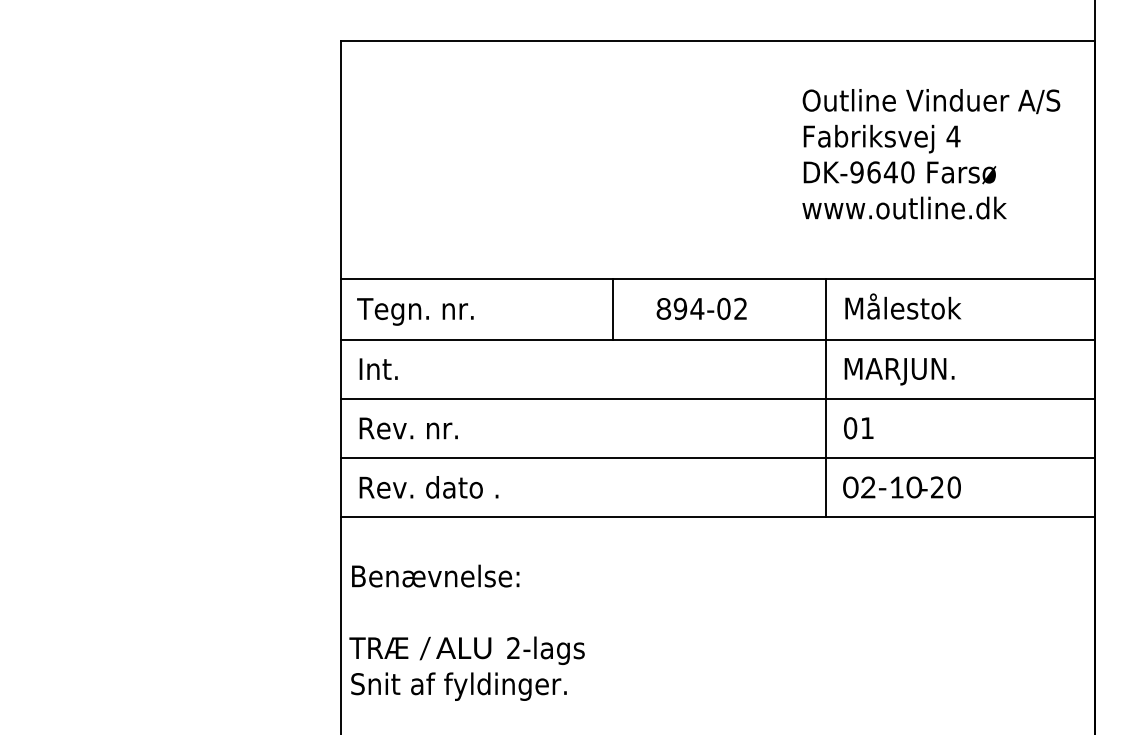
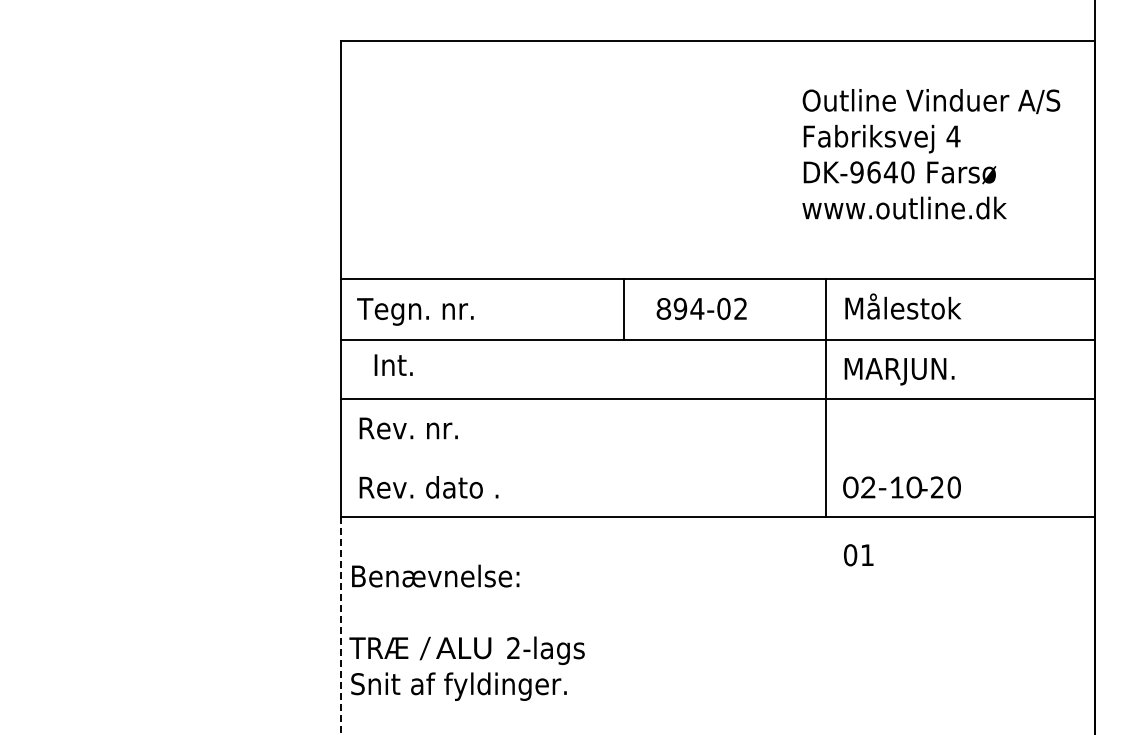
line position: (613, 309) -> (624, 309) (624, 309)
text position: (378, 368) -> (393, 364) (393, 364)
text position: (858, 428) -> (858, 555) (858, 555)
line: present -> none (718, 458)
line: solid -> dashed (341, 625)
